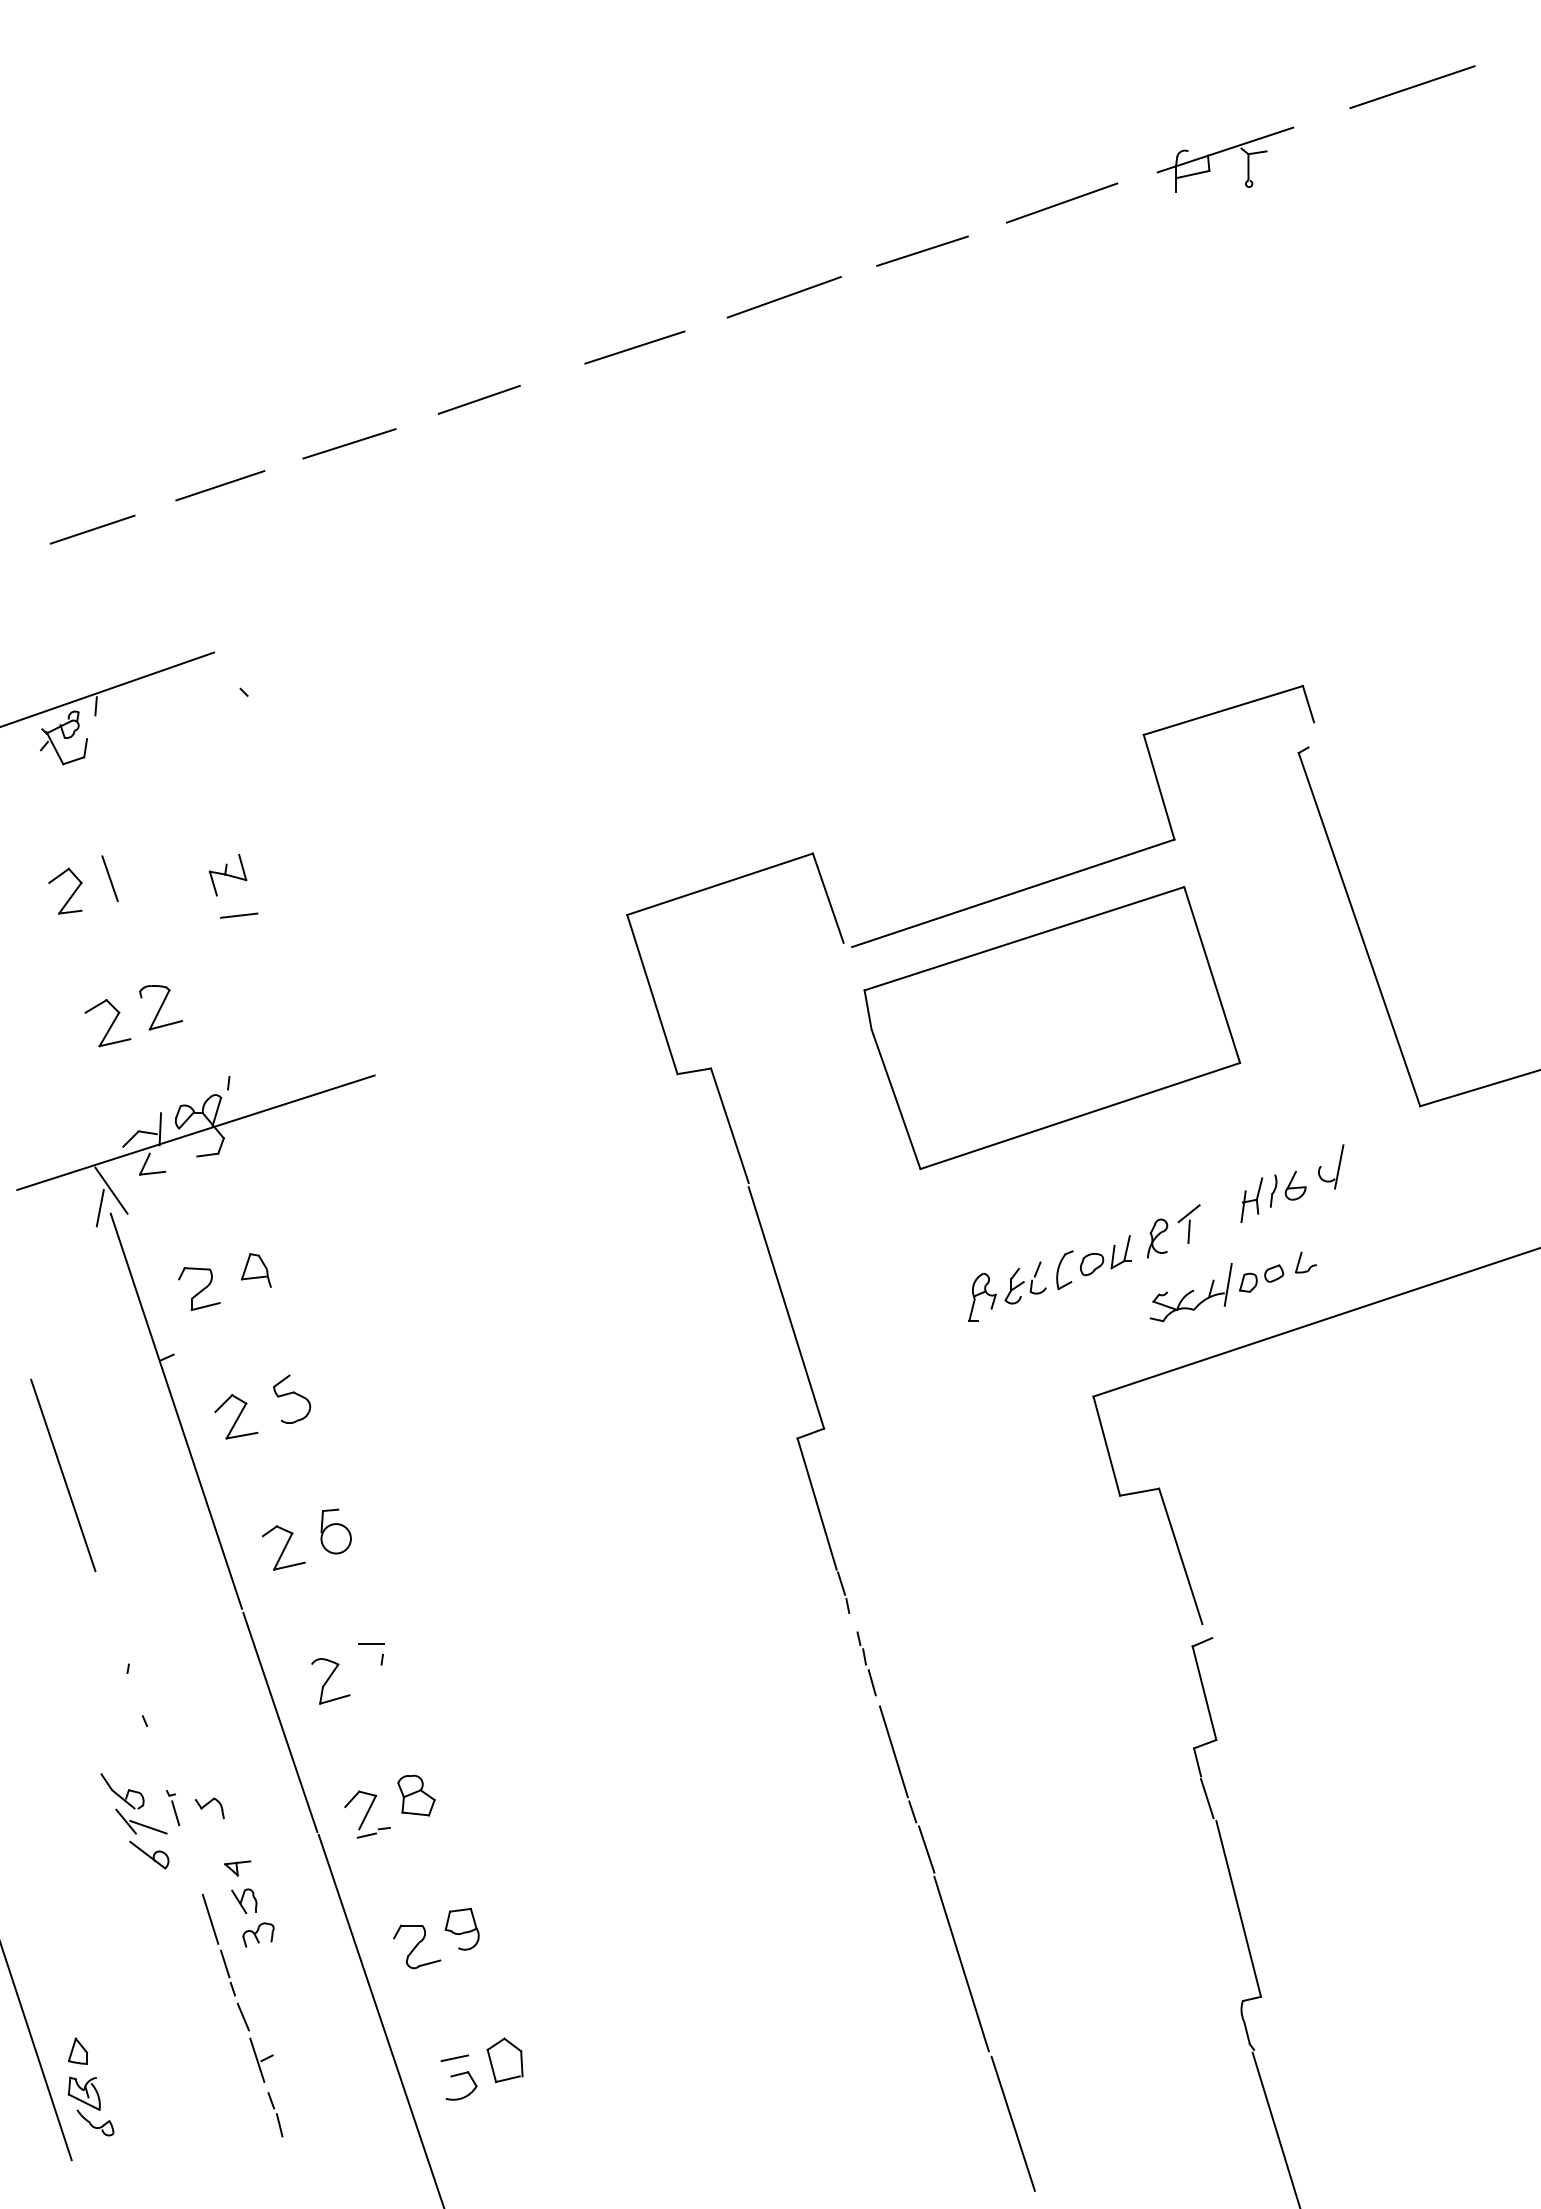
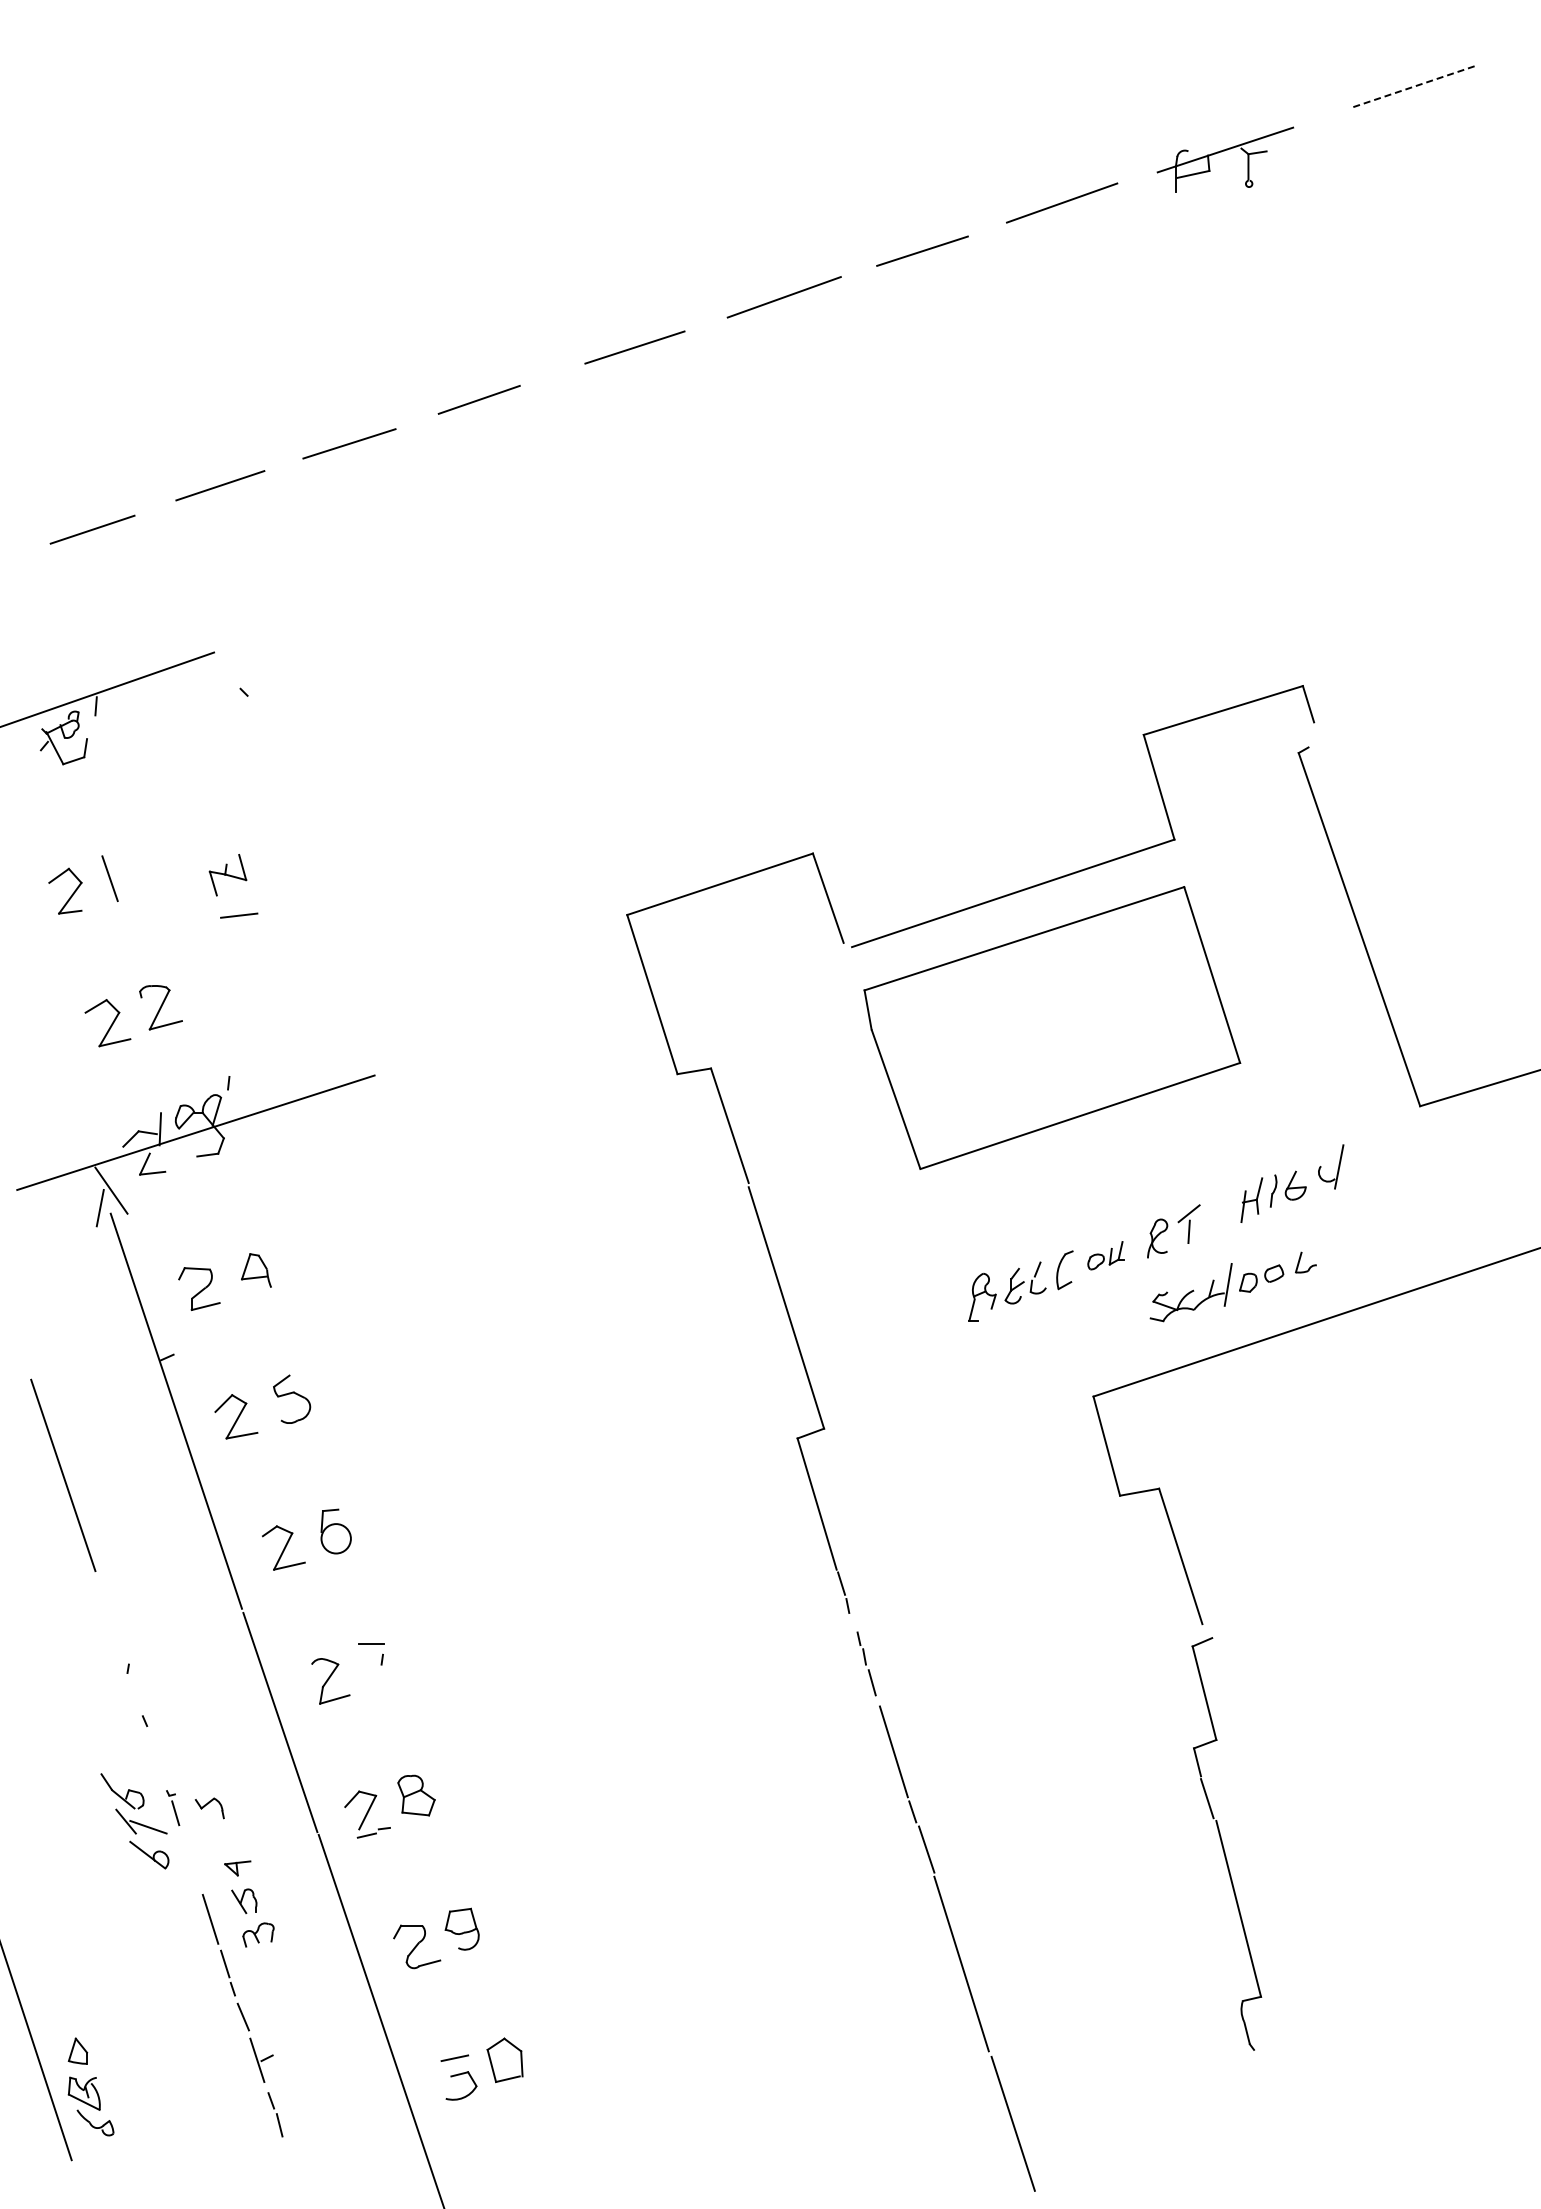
line: solid -> dashed (1412, 87)
part size: 53x42 px -> 38x30 px (1105, 1255)
line: present -> none (1275, 2128)
